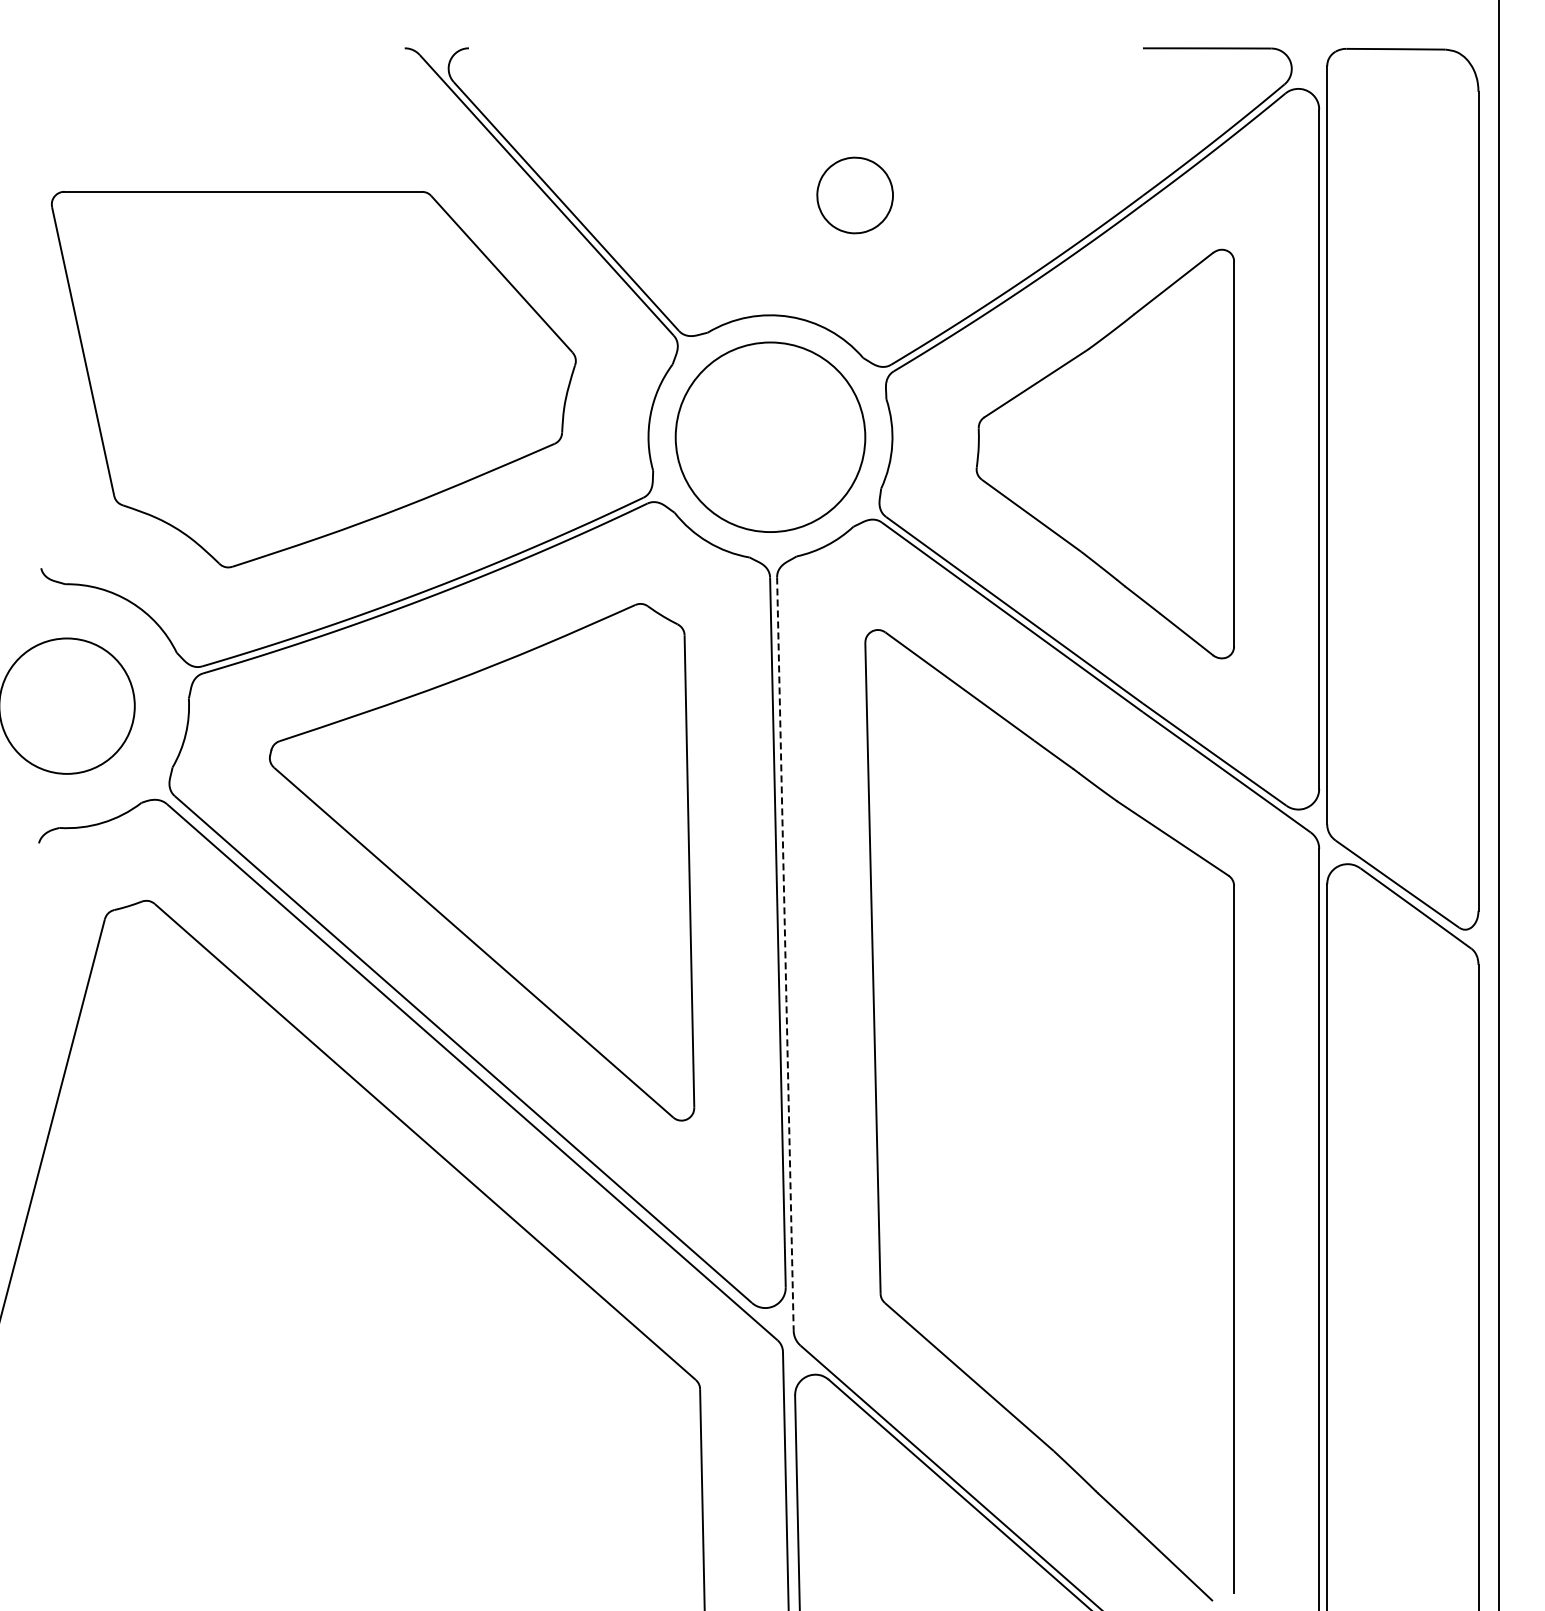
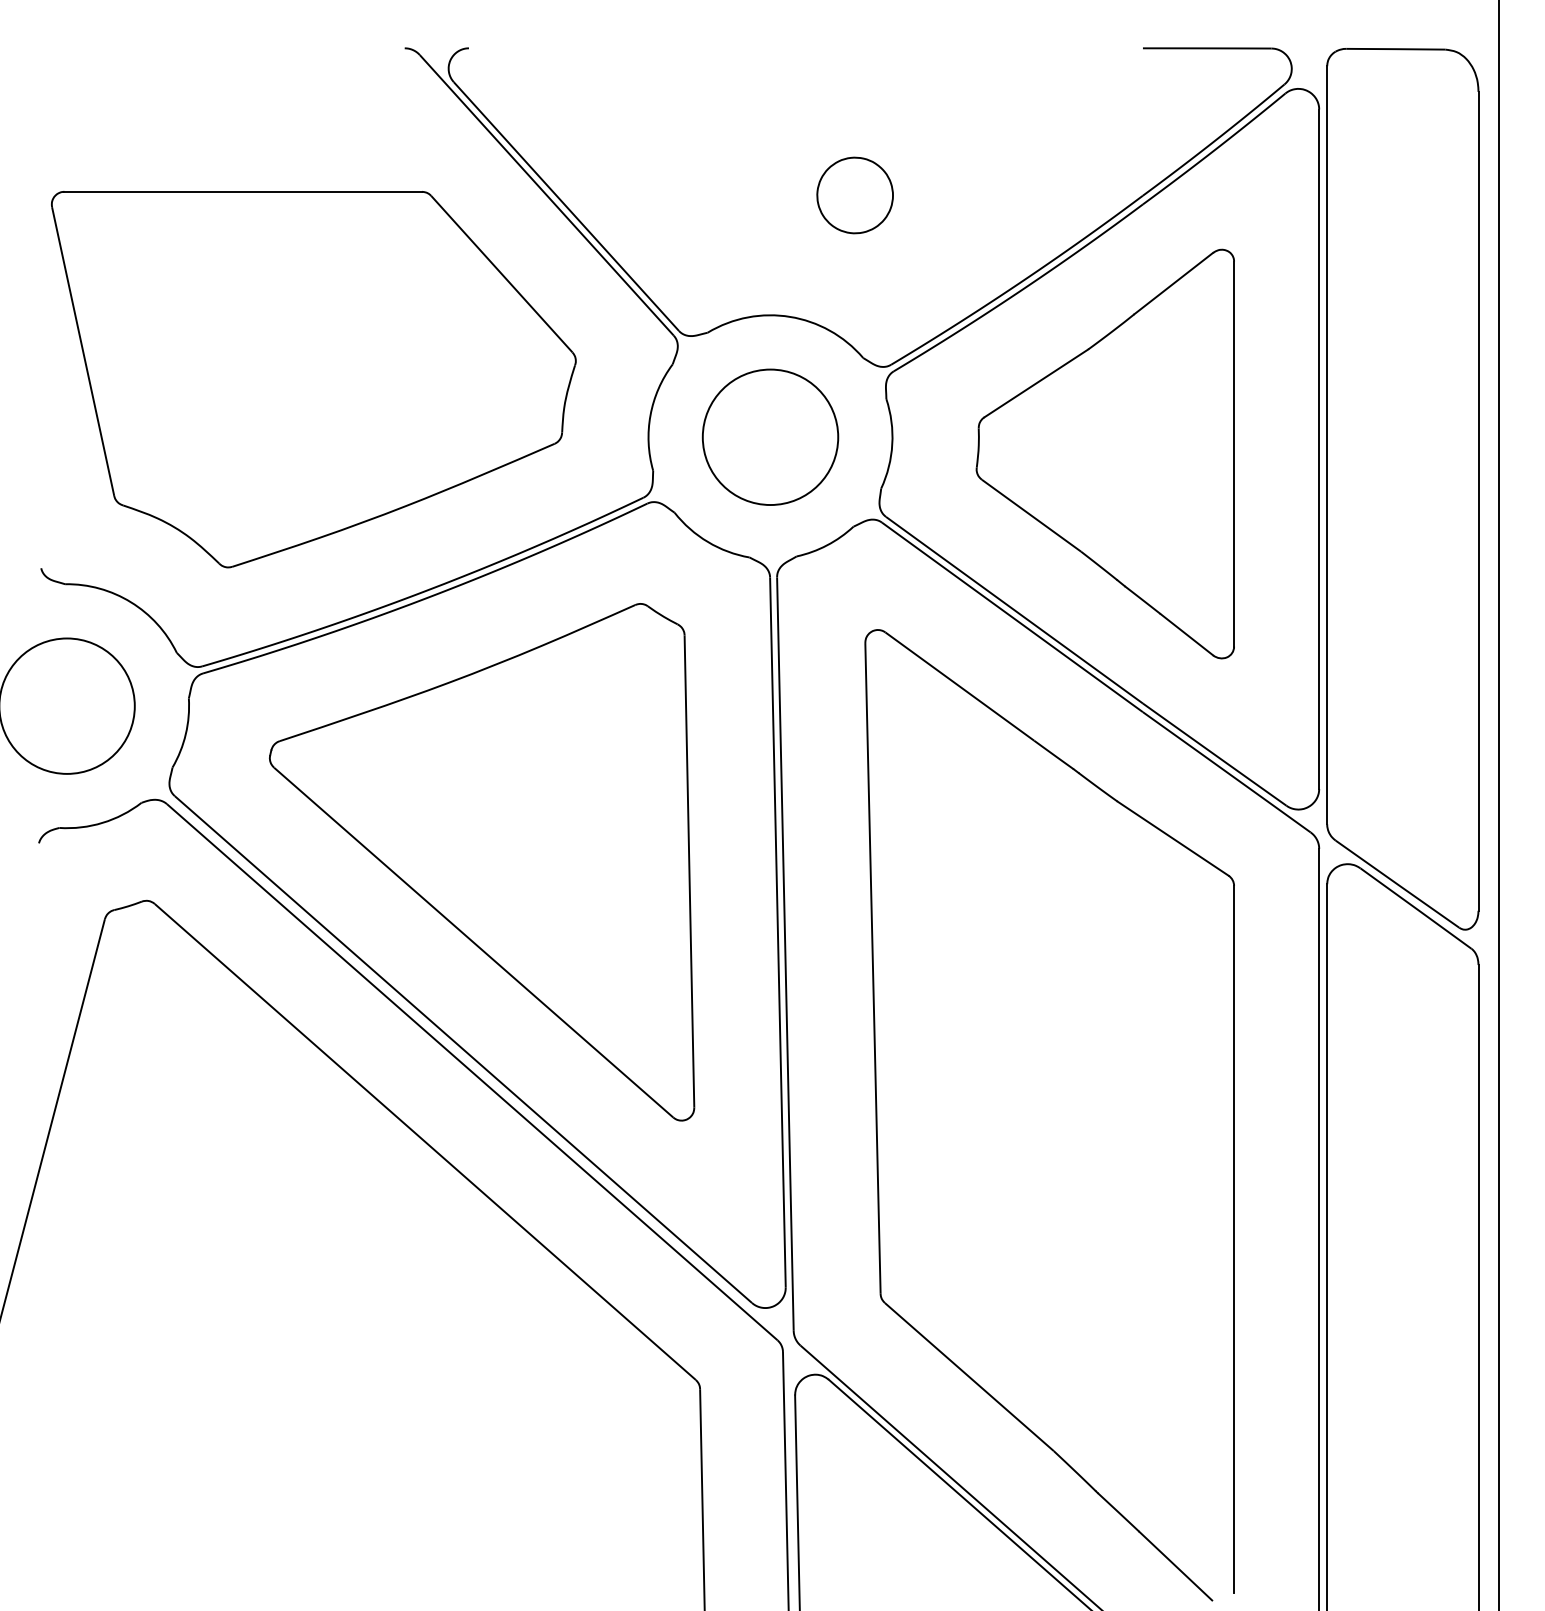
circle diameter: 190 px -> 135 px (770, 437)
line: dashed -> solid (785, 955)
